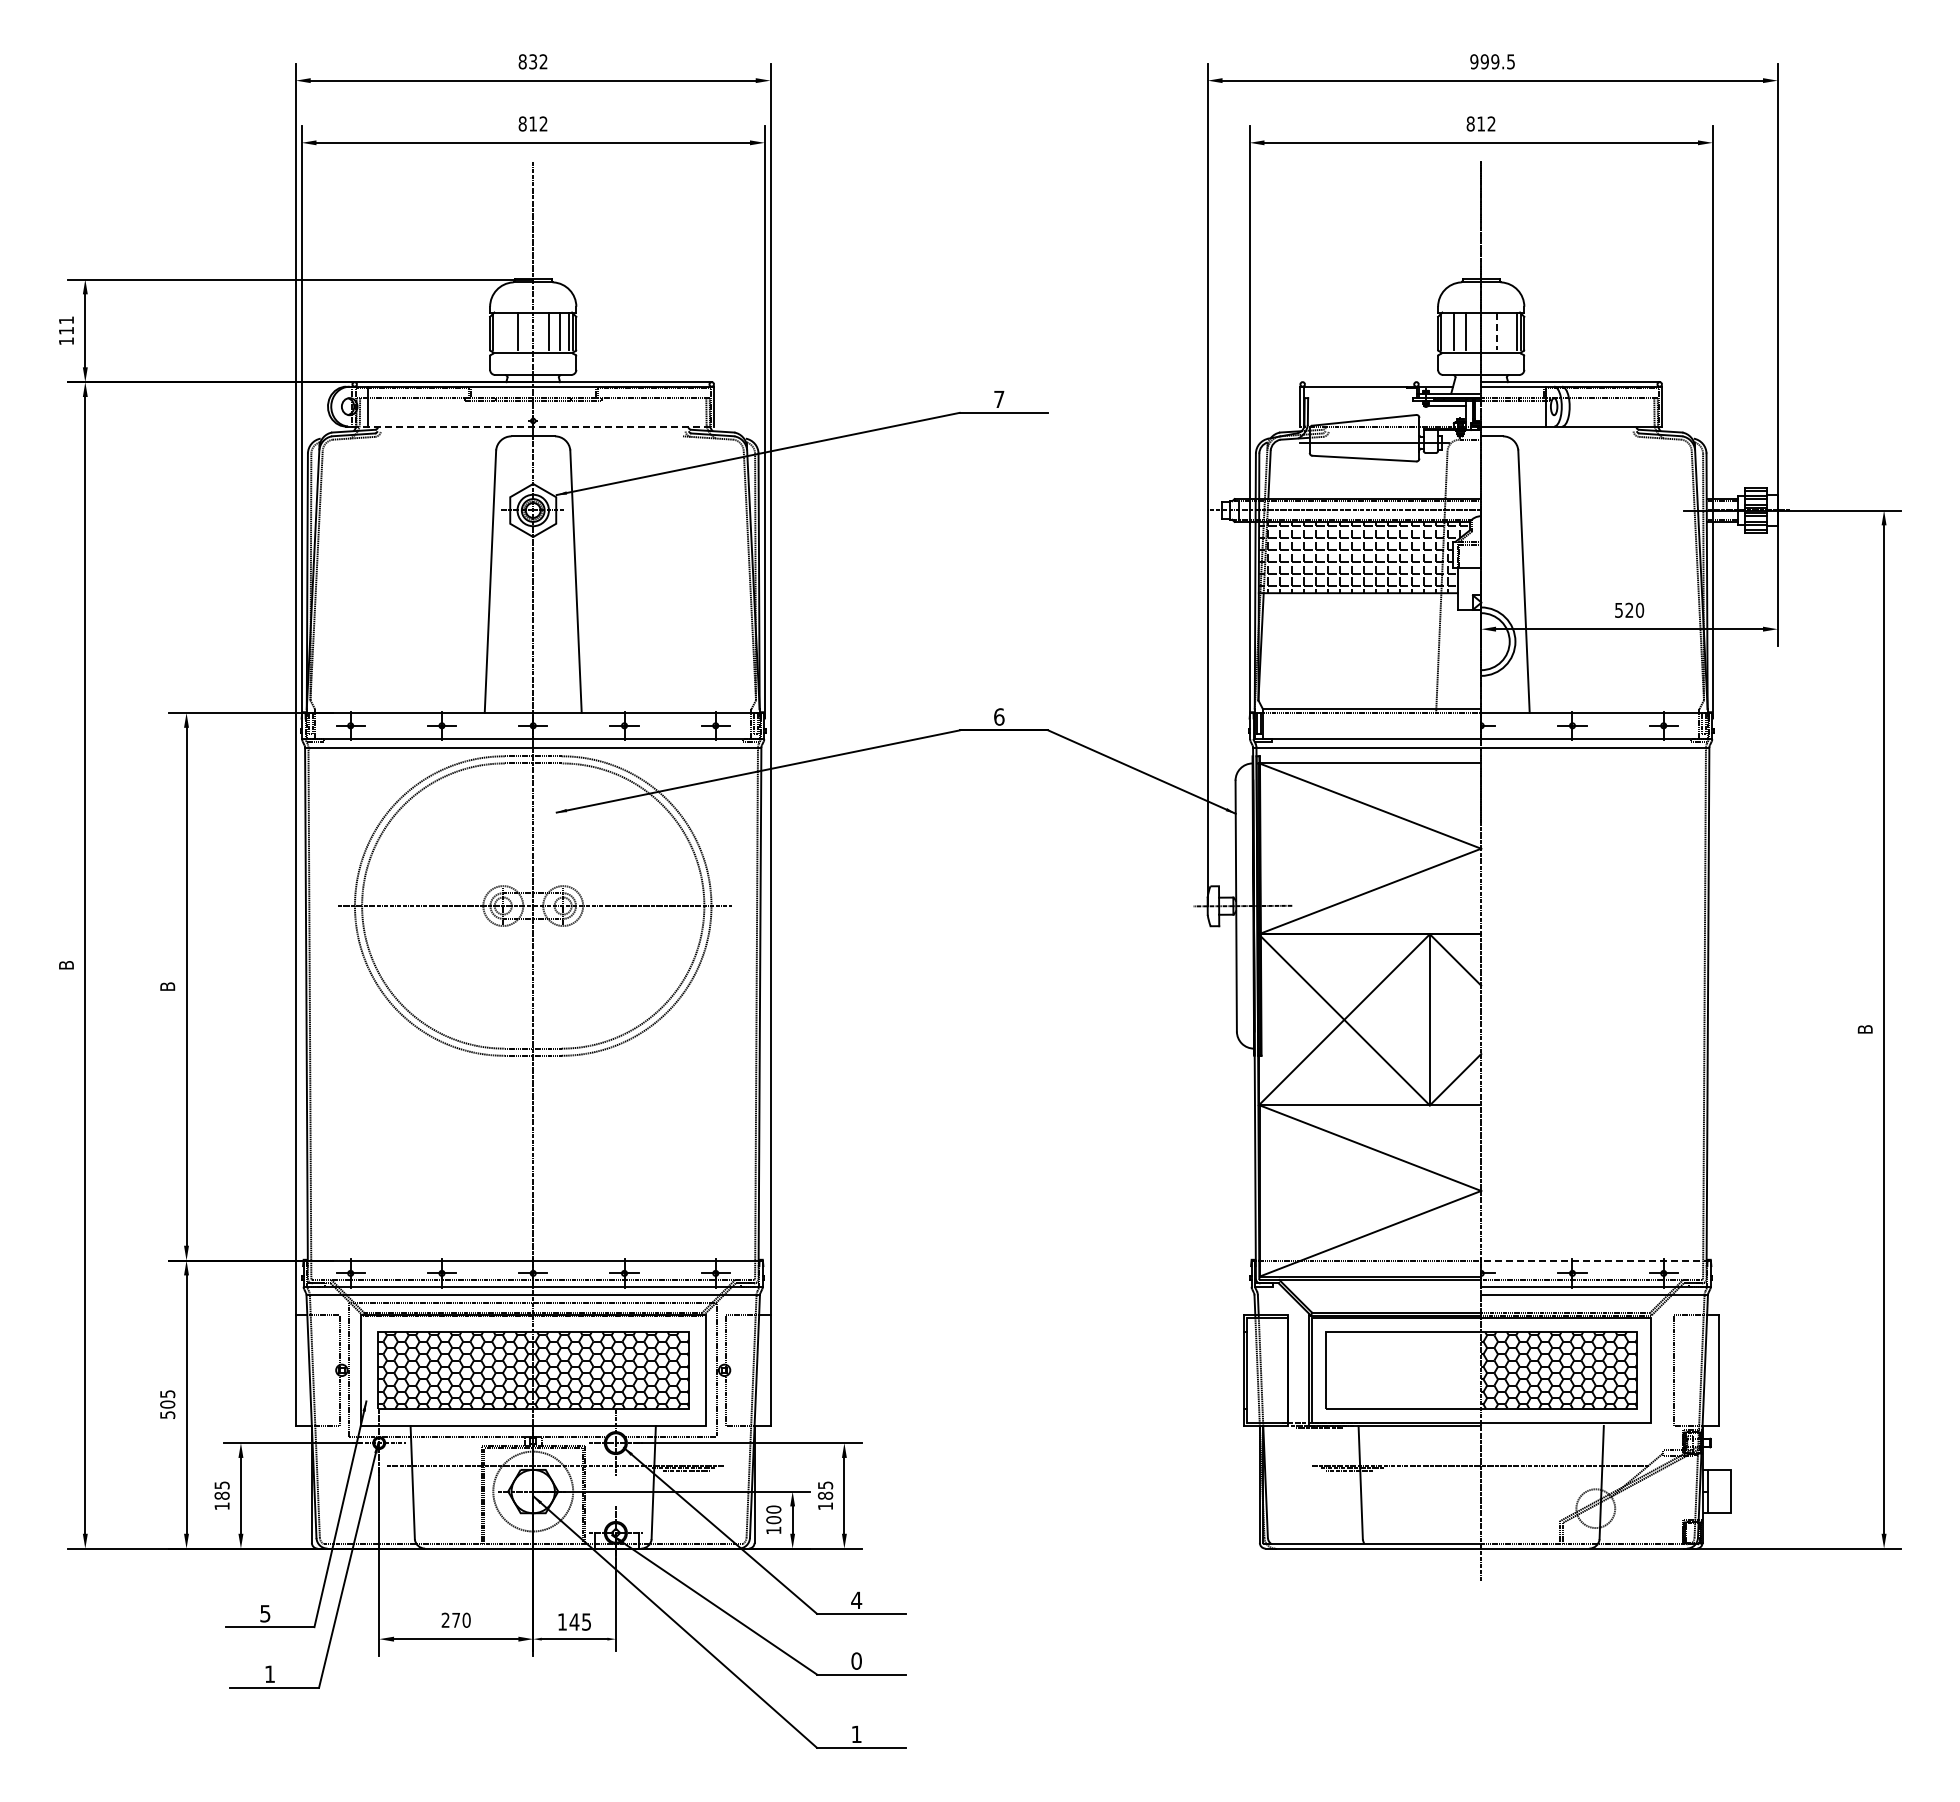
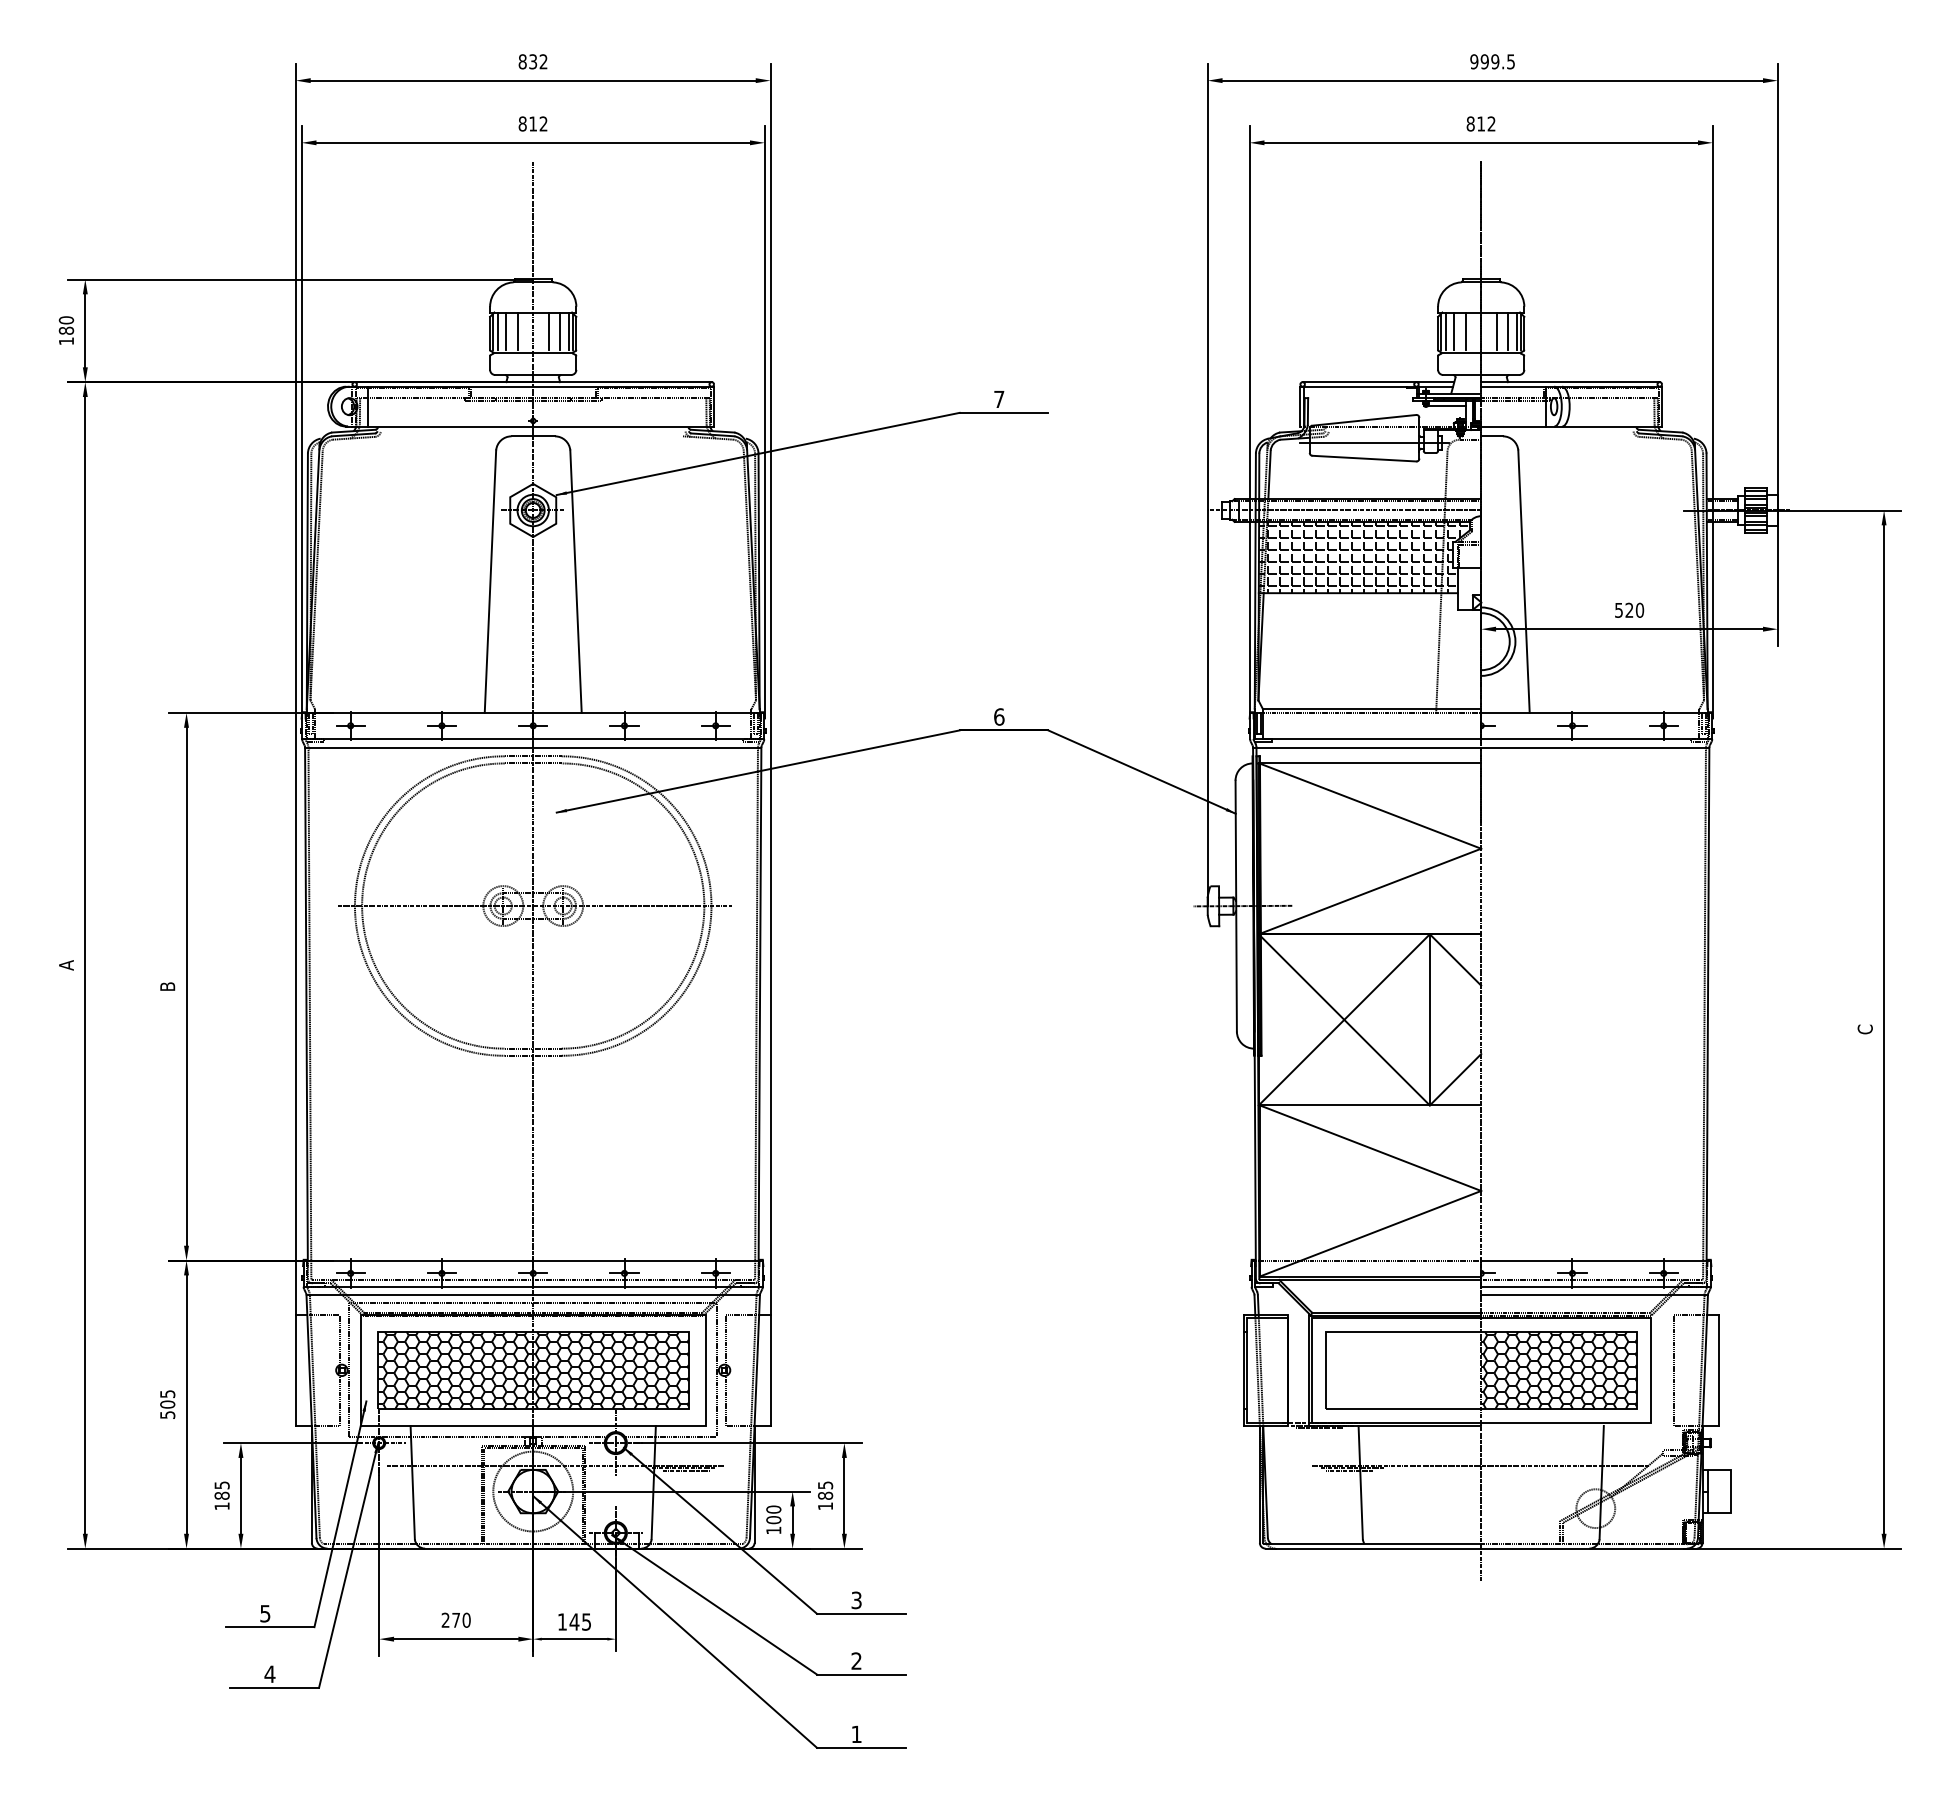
text: 111 -> 180 (66, 325)
line: none -> present (497, 331)
line: none -> present (506, 331)
line: none -> present (1445, 331)
line: dashed -> solid (1496, 331)
line: none -> present (1508, 331)
line: none -> present (1378, 382)
line: dashed -> solid (533, 426)
text: B -> A (66, 965)
text: B -> C (1864, 1029)
line: dashed -> solid (1596, 1260)
text: 4 -> 3 (856, 1600)
text: 0 -> 2 (856, 1660)
text: 1 -> 4 (269, 1673)
